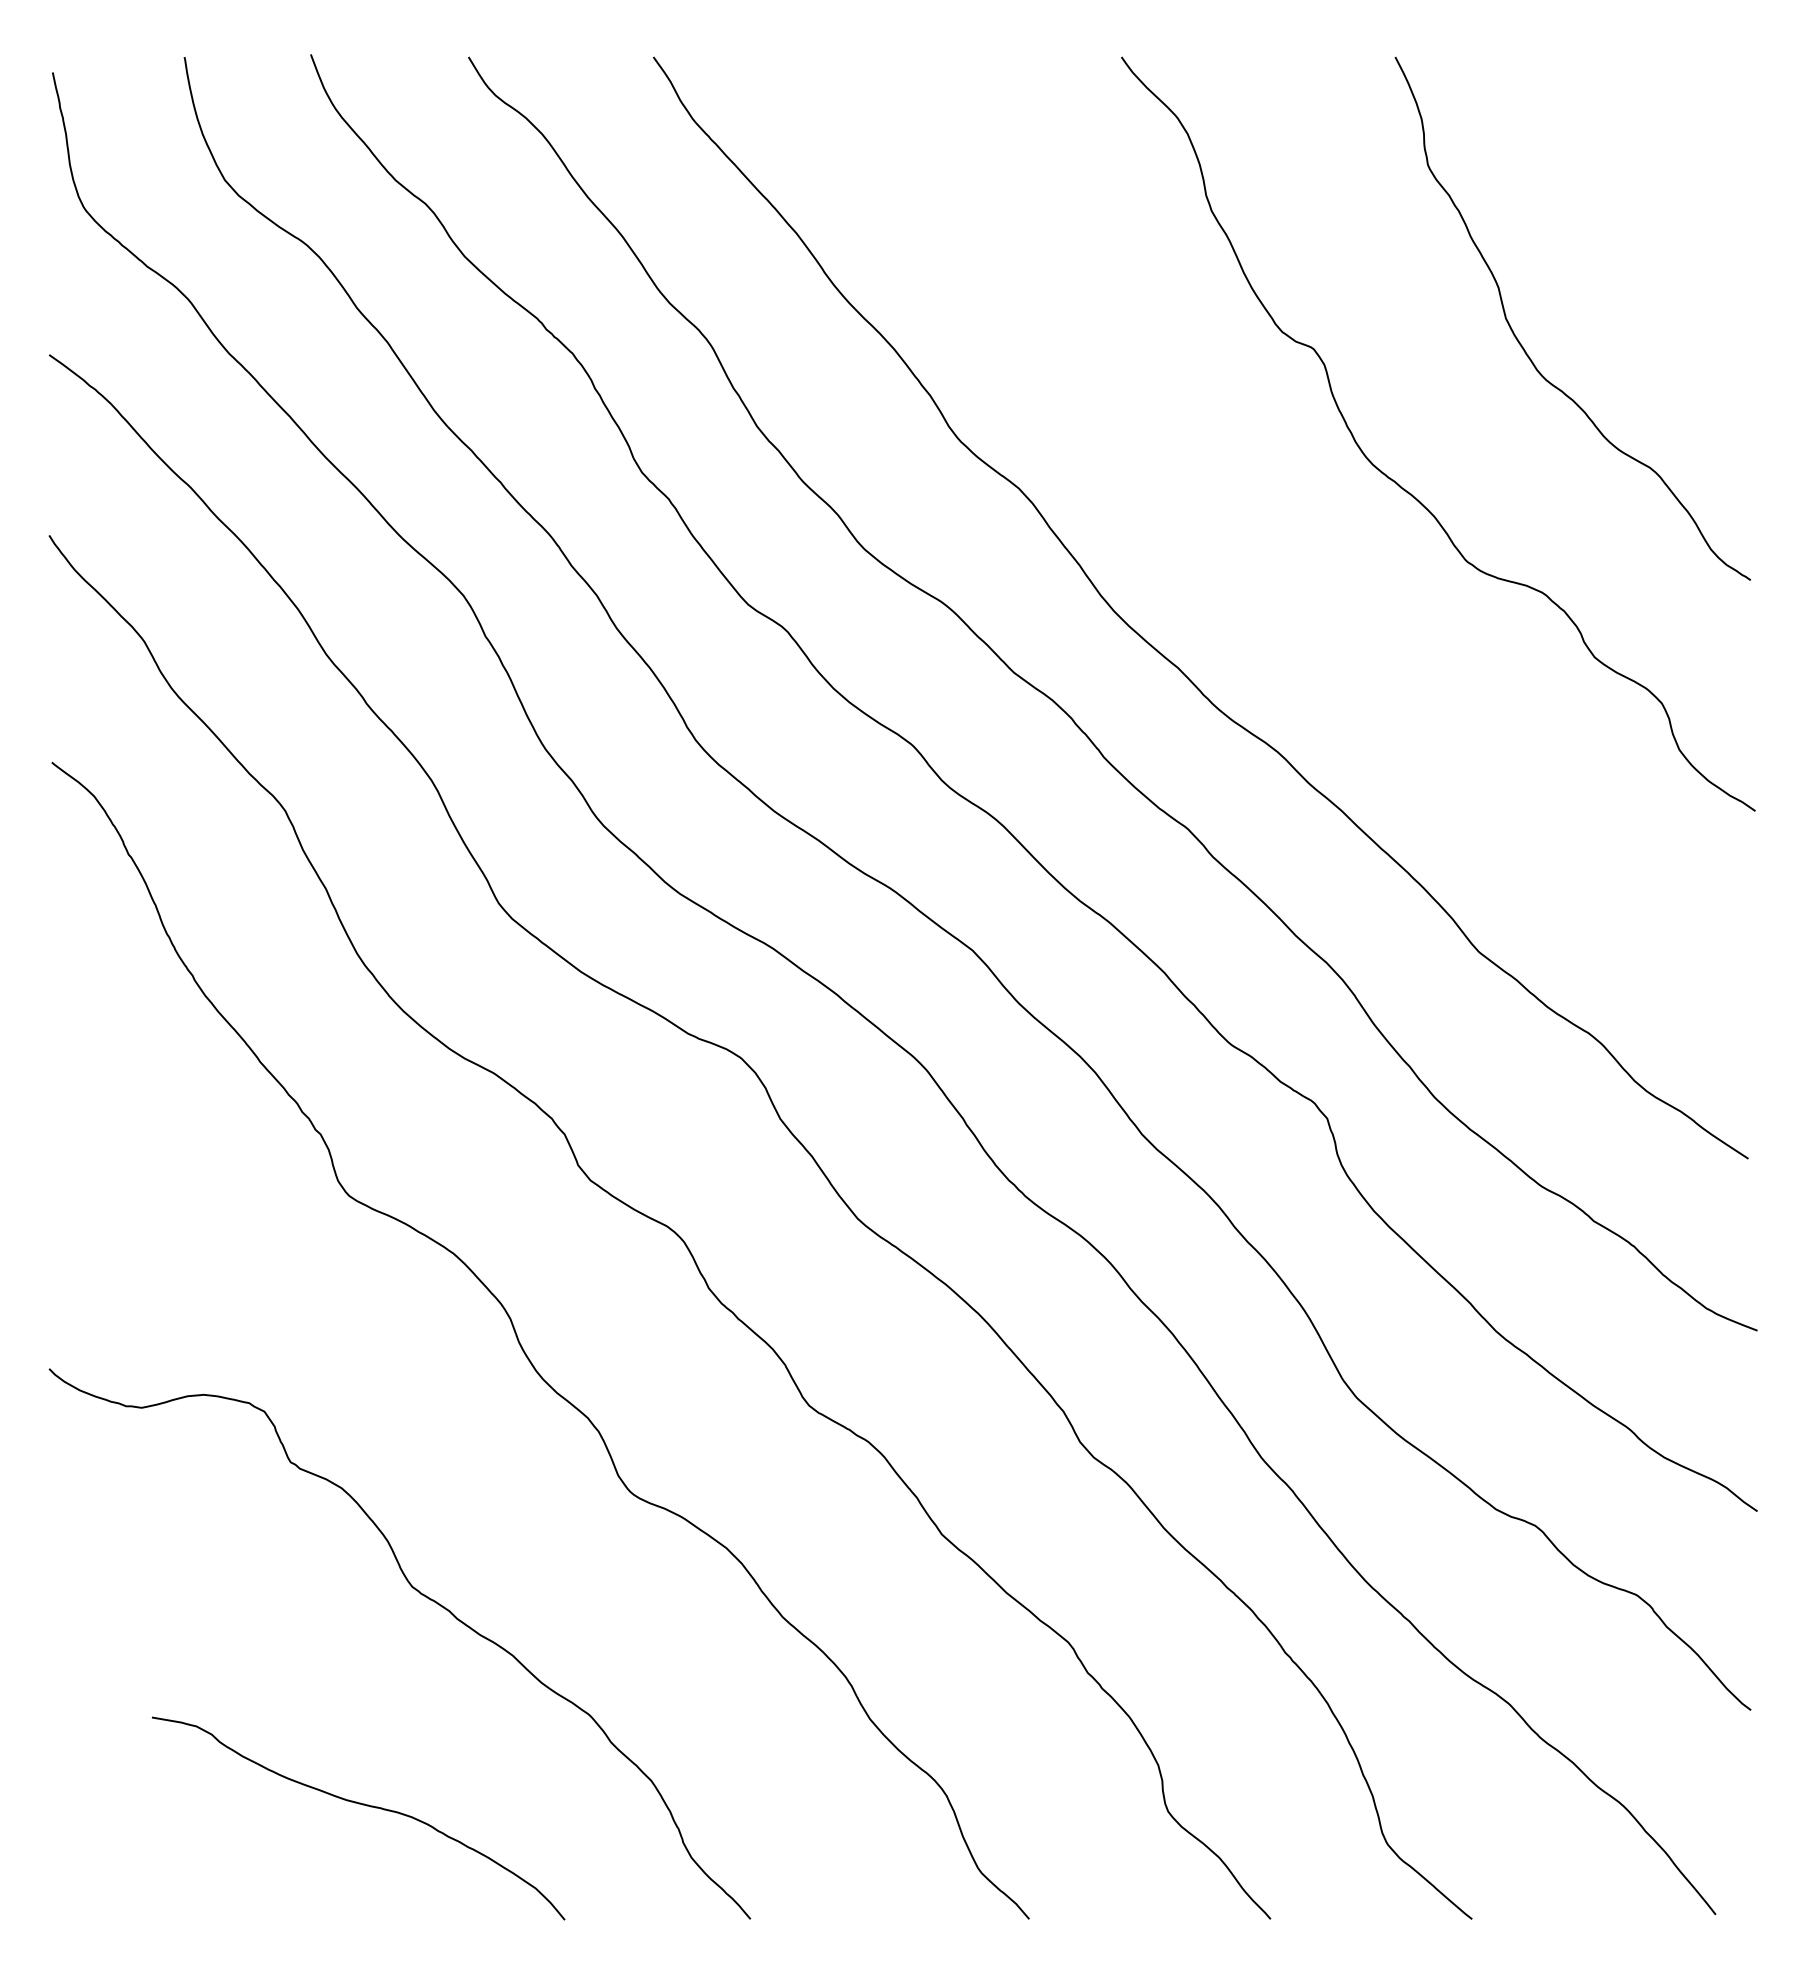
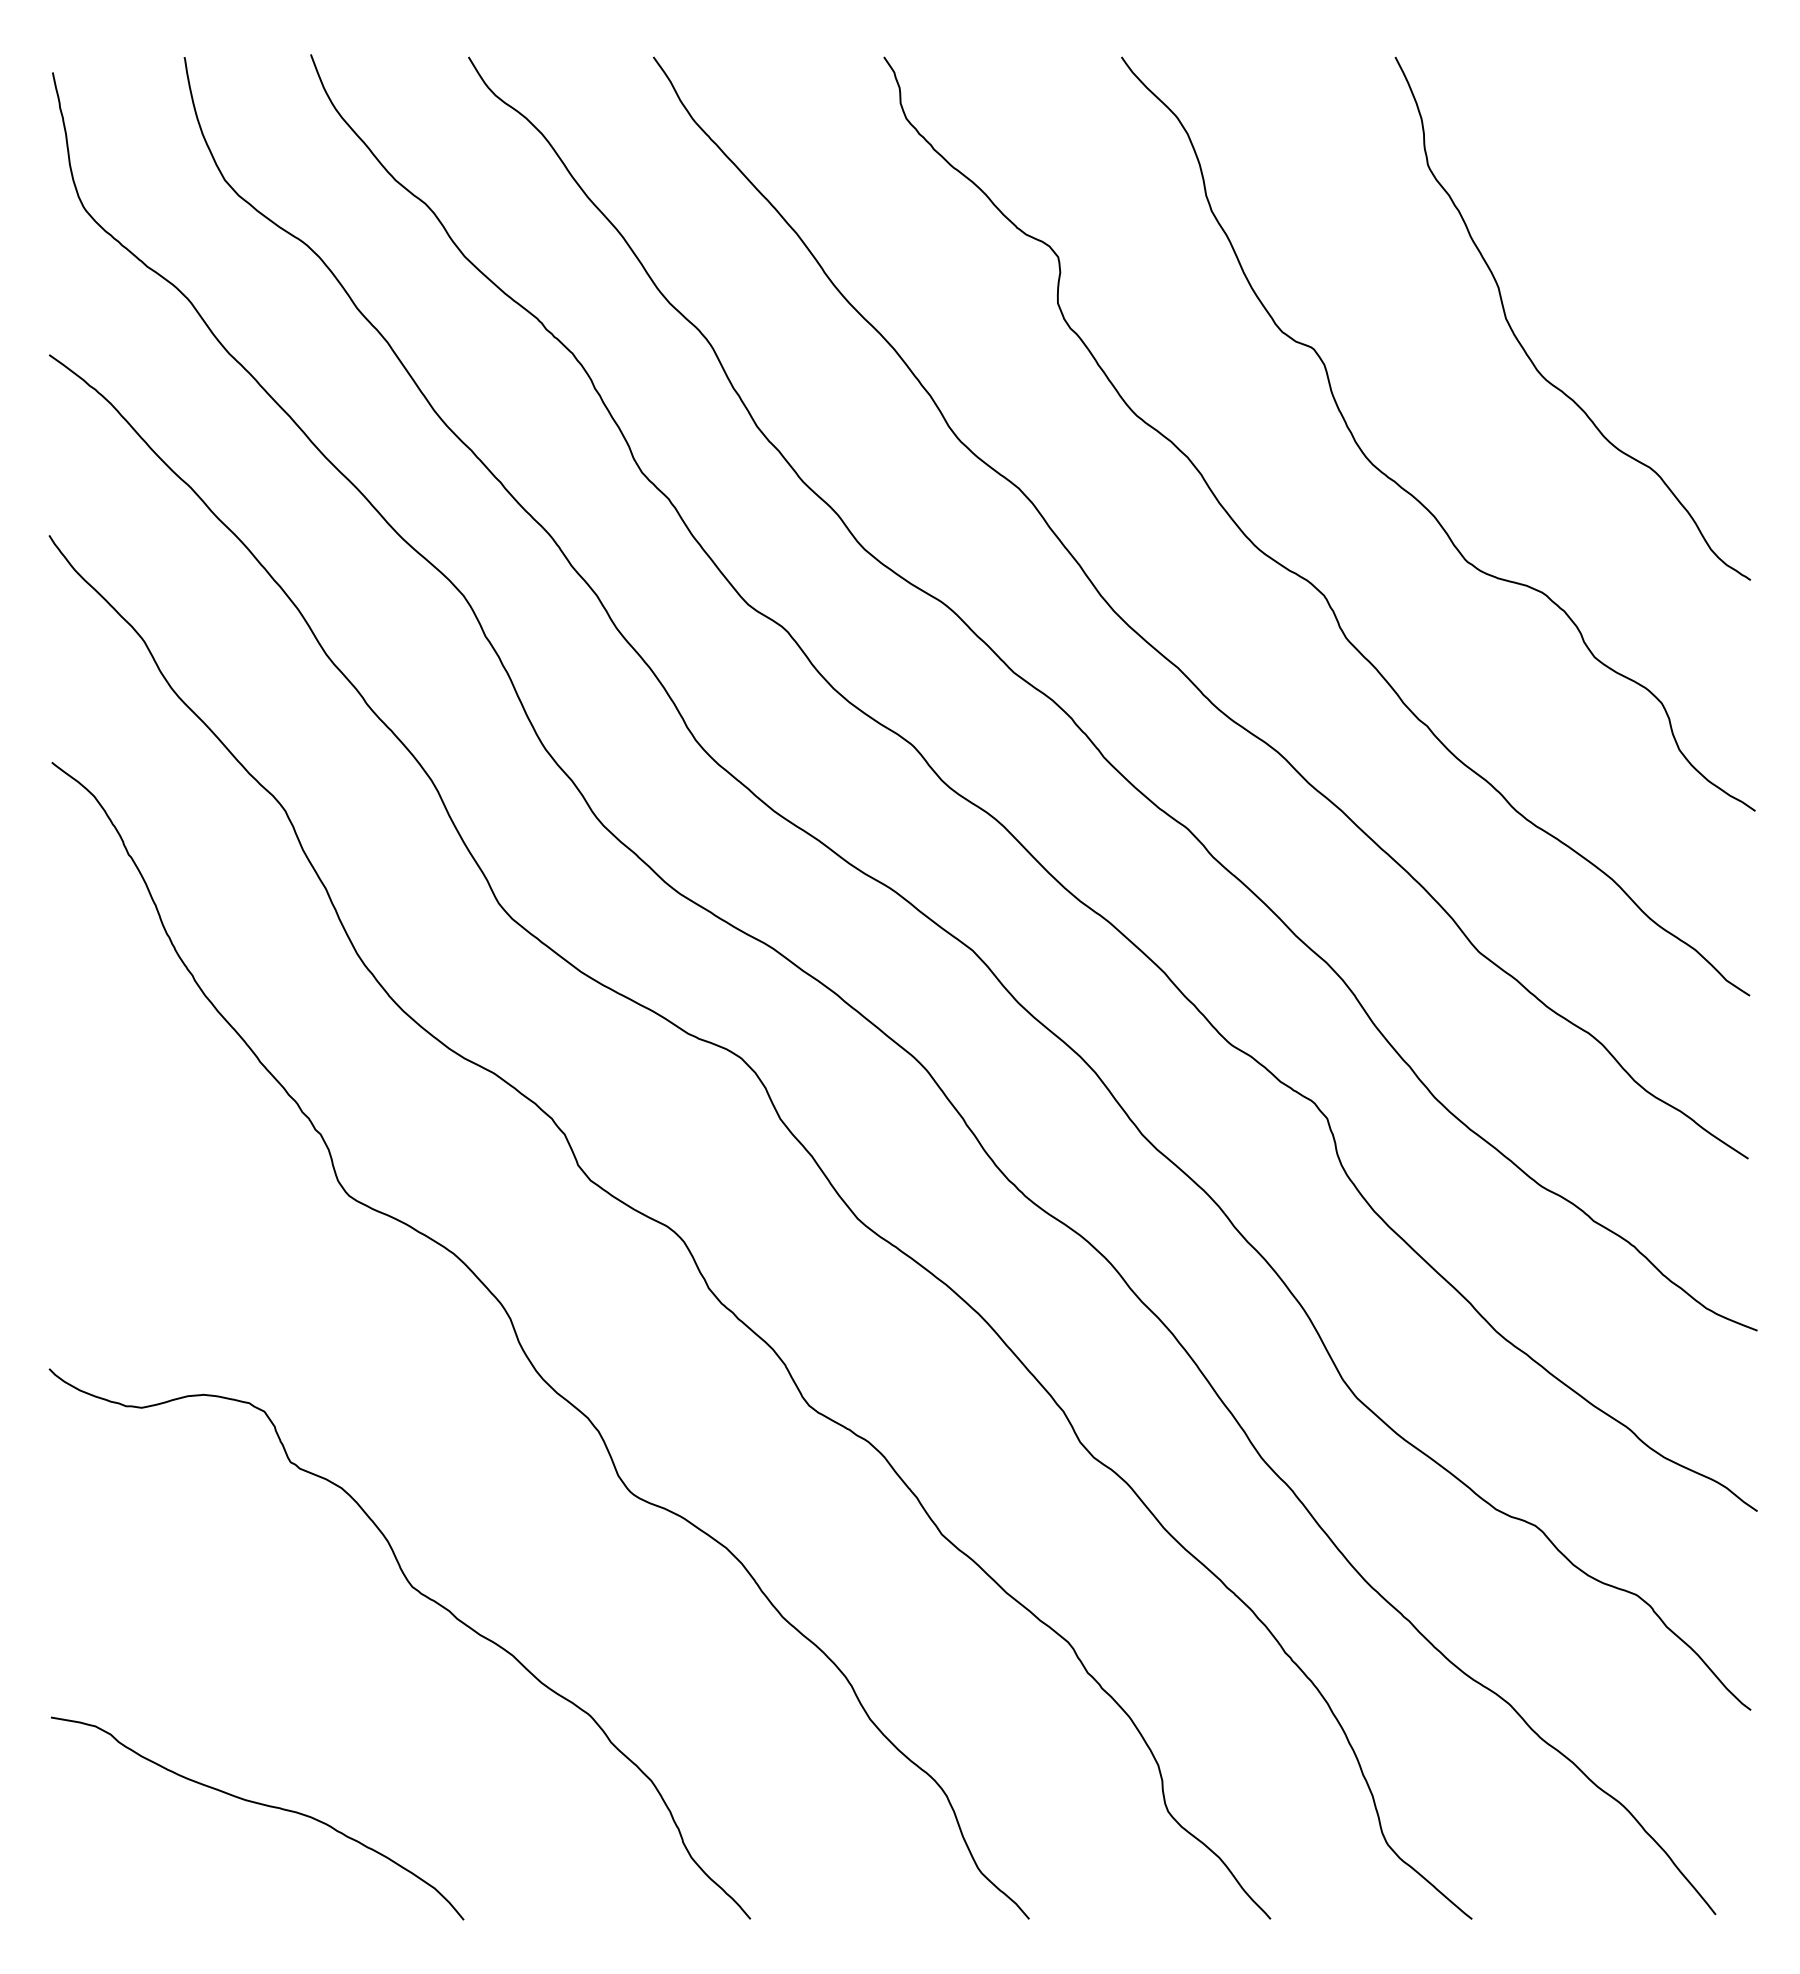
curve: none -> present (1288, 568)
curve position: (362, 1805) -> (261, 1805) (261, 1805)
